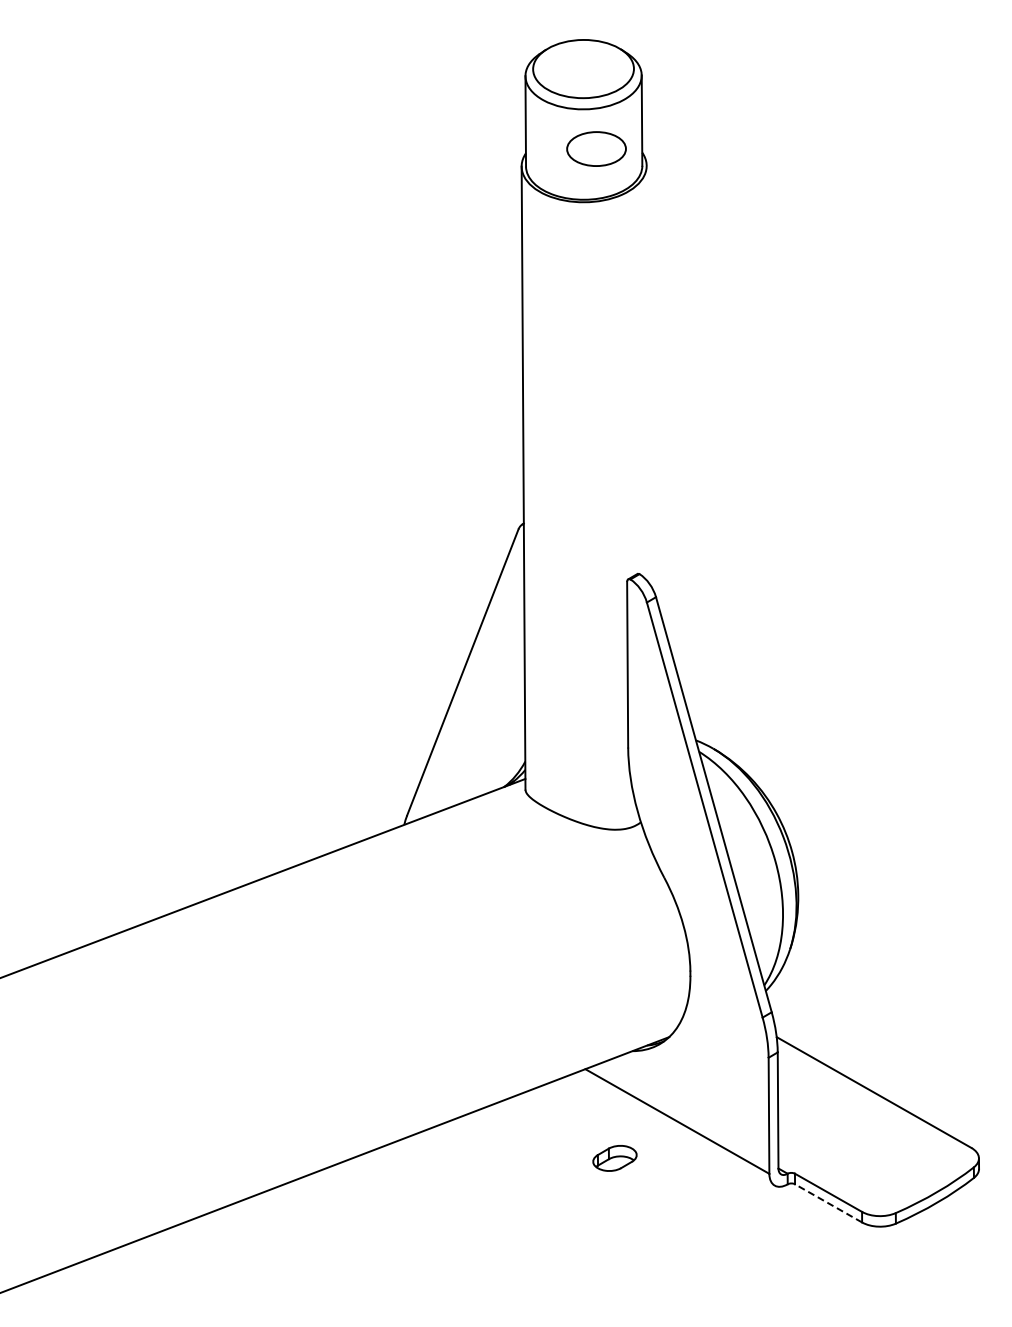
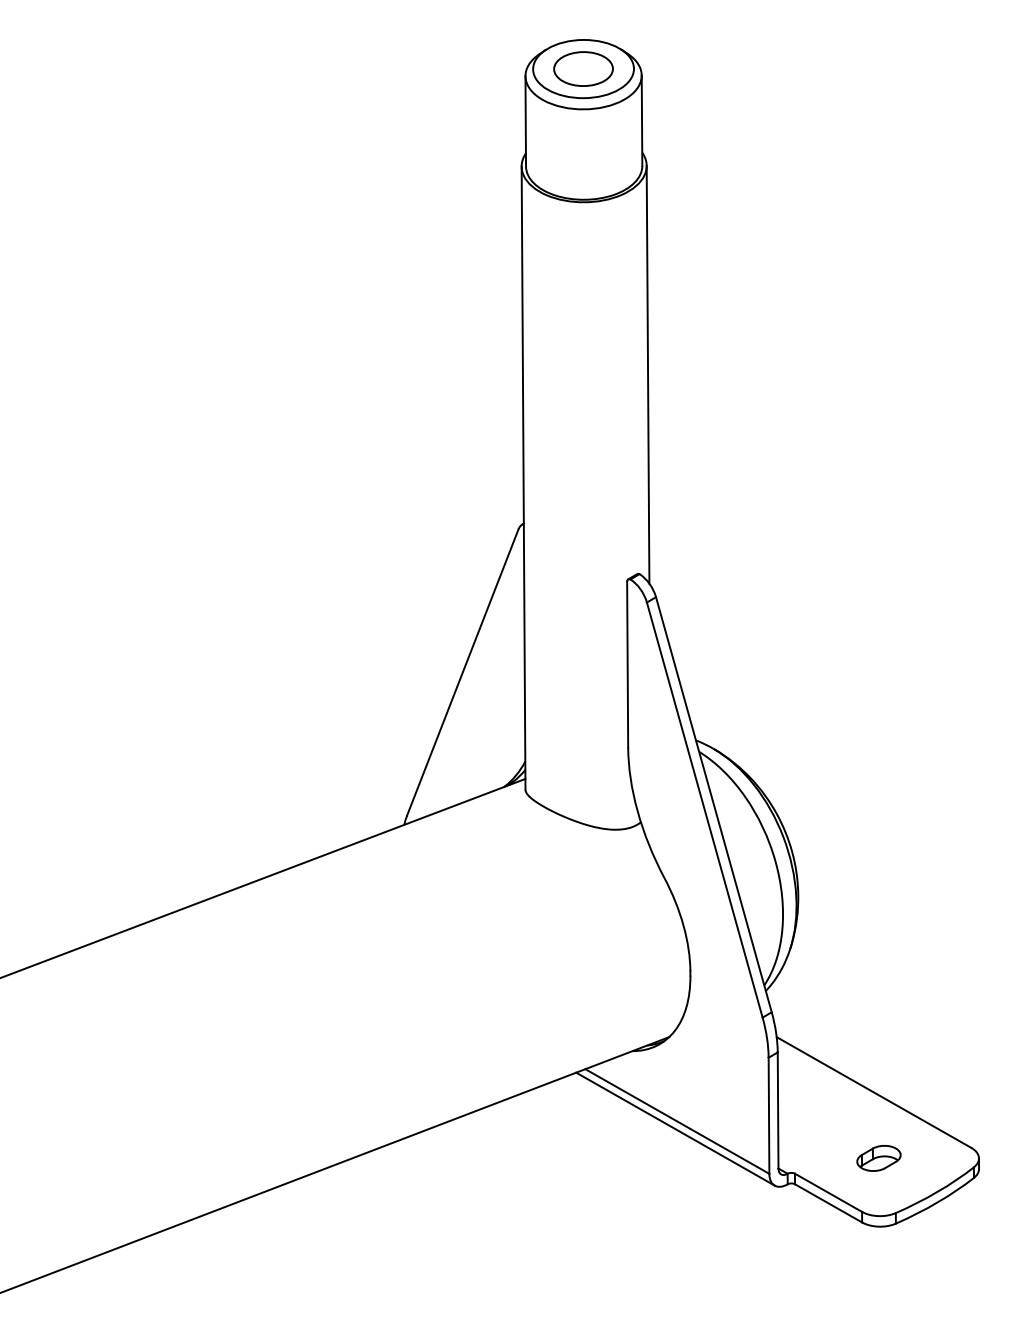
part position: (596, 148) -> (583, 68) (583, 68)
line: none -> present (647, 374)
line: none -> present (675, 1128)
part position: (614, 1158) -> (878, 1158) (878, 1158)
line: dashed -> solid (828, 1203)
